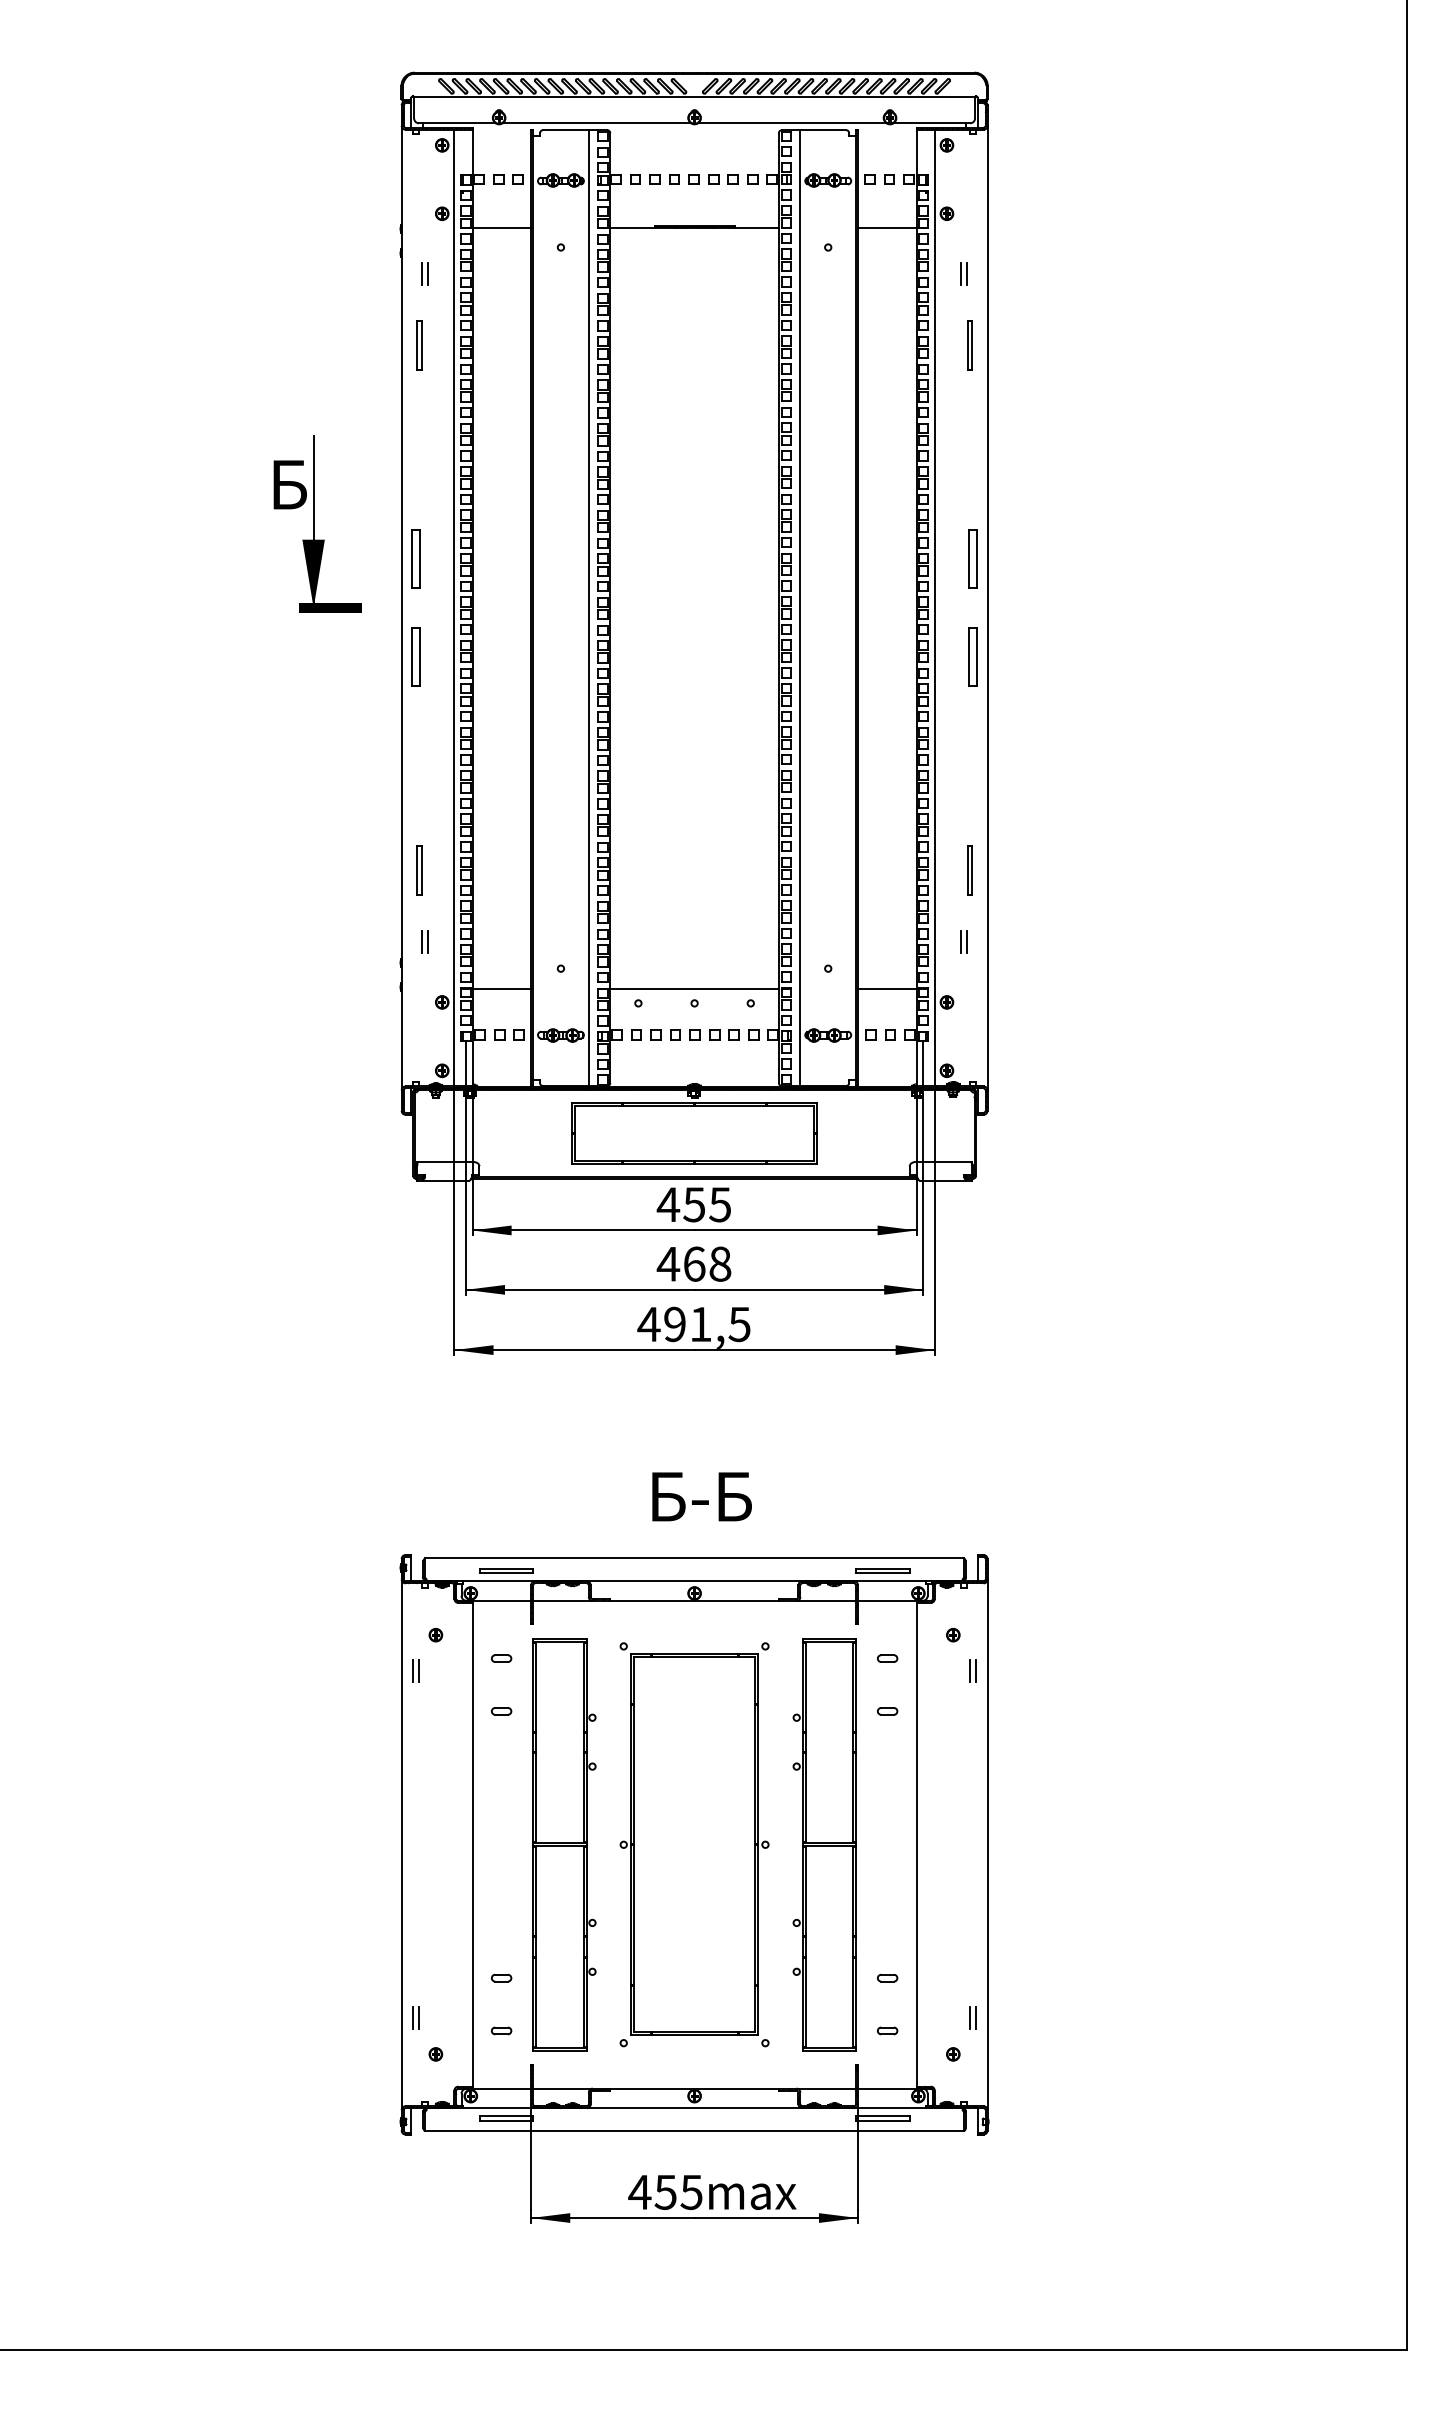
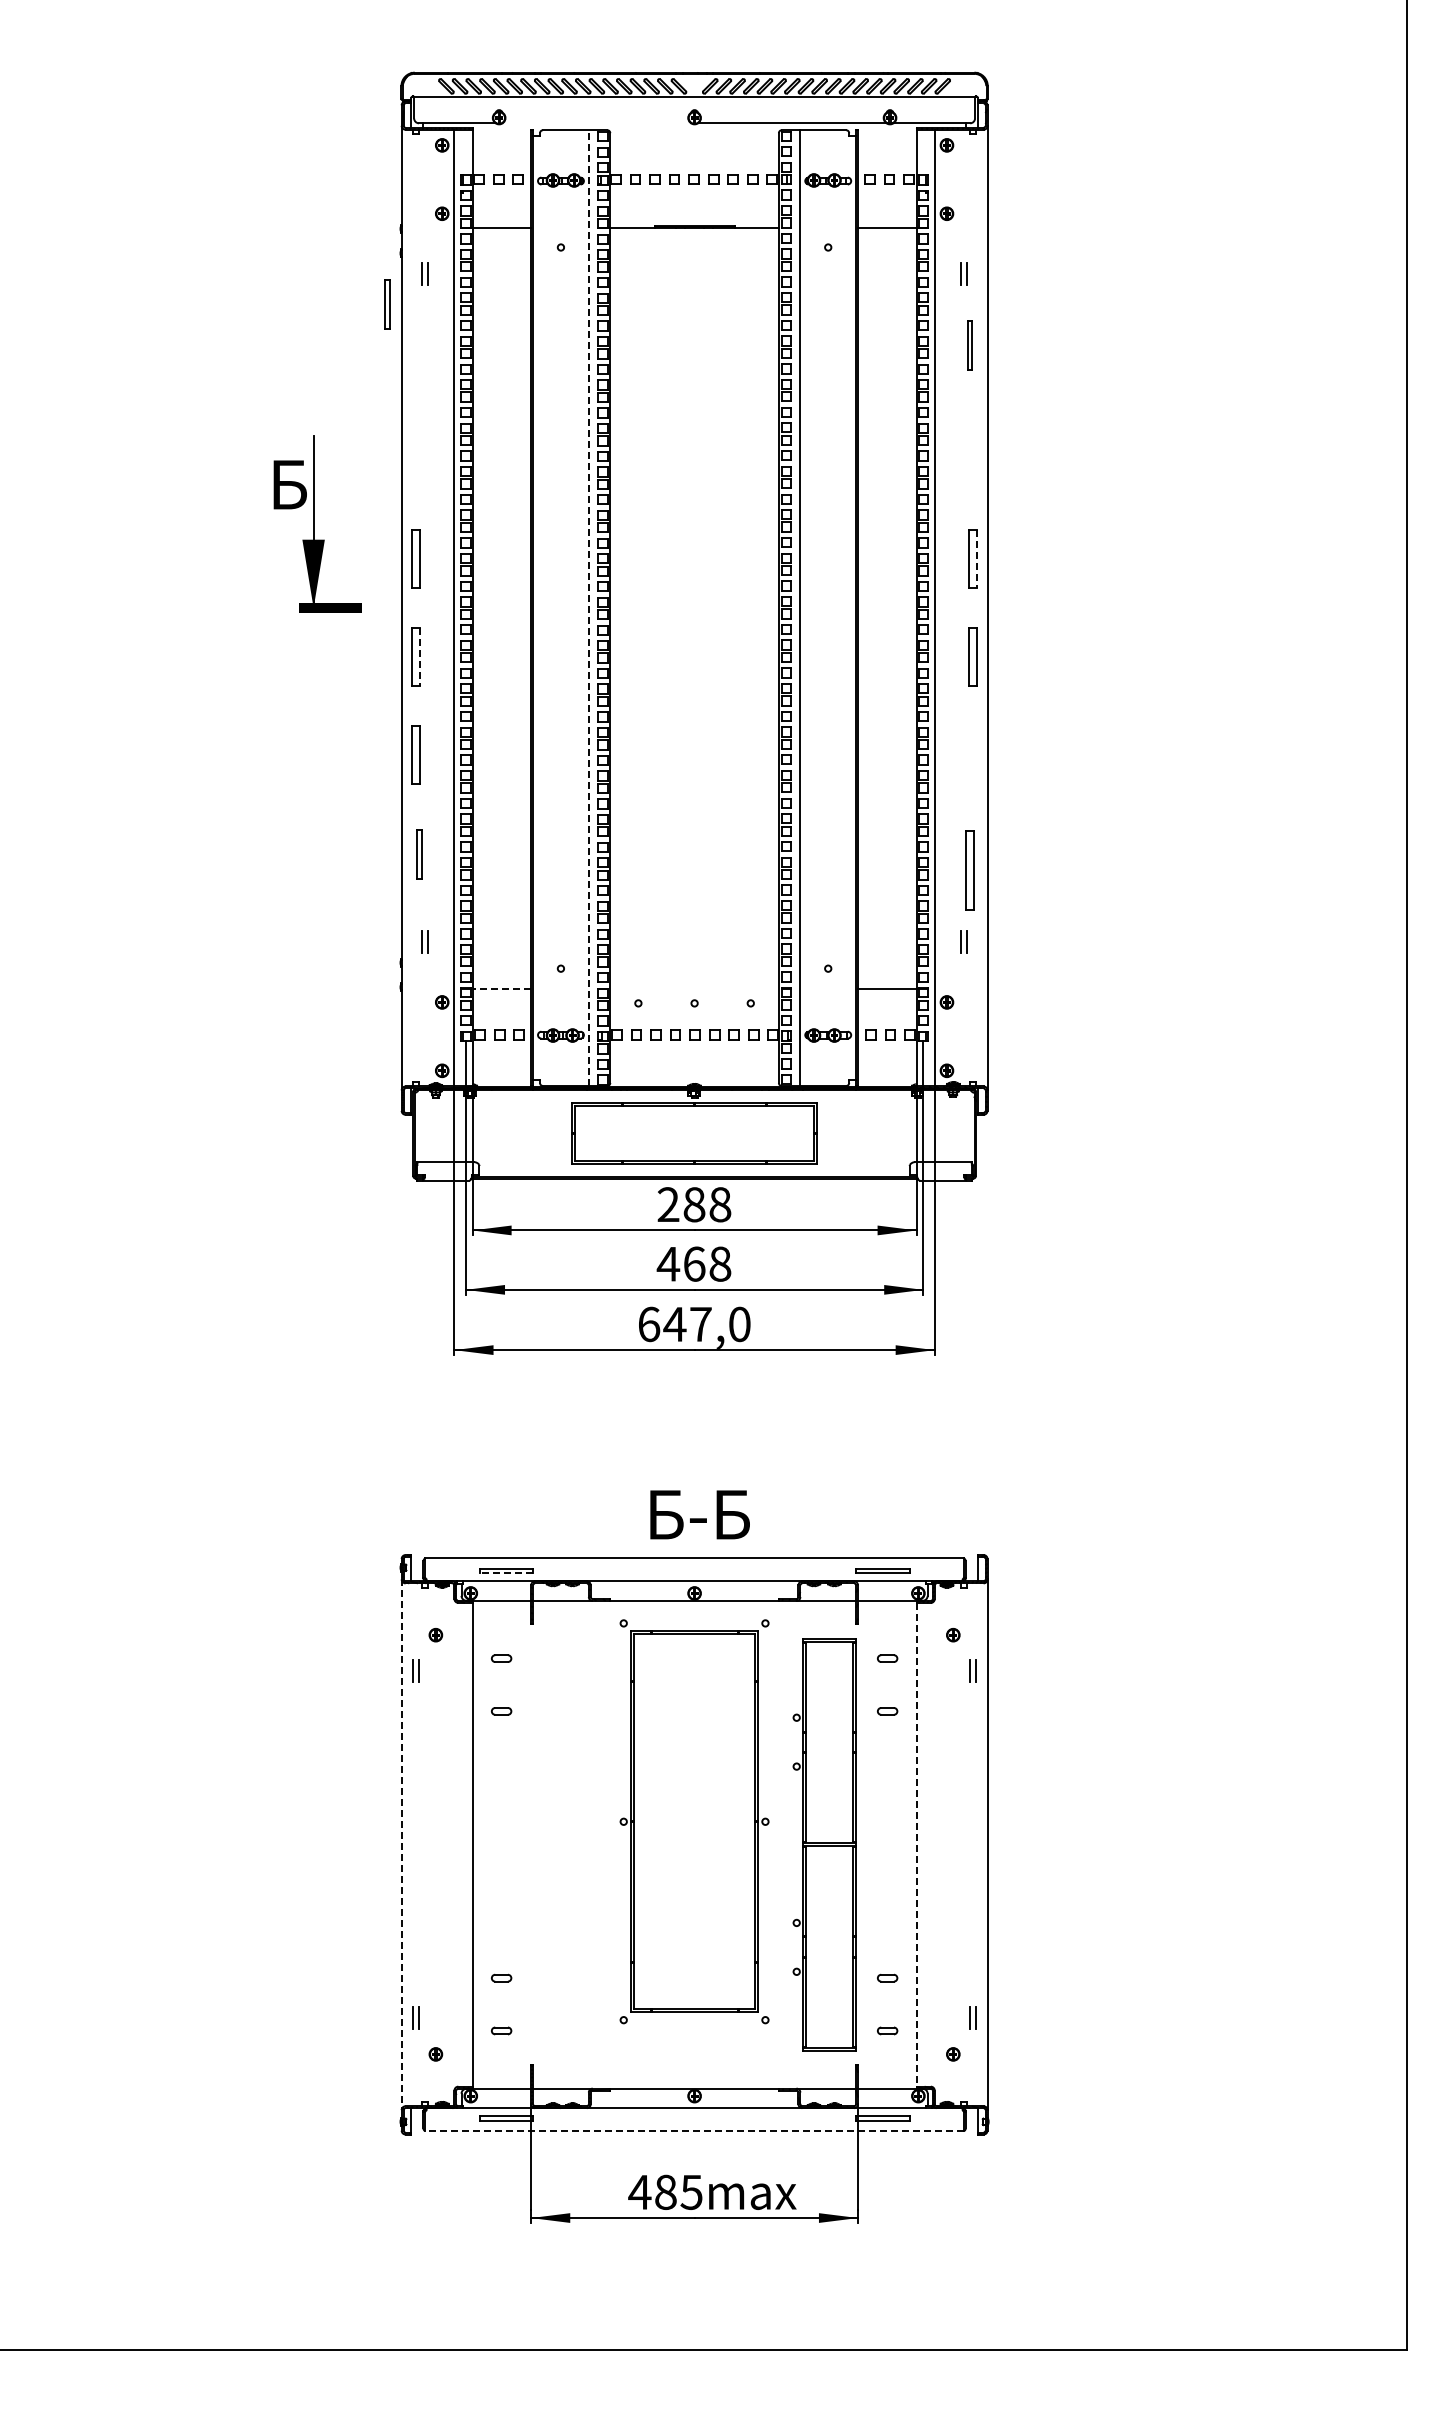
line: present -> none (596, 123)
part position: (419, 345) -> (387, 304) (387, 304)
line: solid -> dashed (976, 559)
line: solid -> dashed (588, 608)
line: solid -> dashed (420, 656)
part: none -> present (415, 754)
part position: (419, 870) -> (419, 854) (419, 854)
part size: 6x51 px -> 10x81 px (969, 870)
line: solid -> dashed (501, 988)
line: present -> none (694, 988)
text: 455 -> 288 (693, 1204)
text: 491,5 -> 647,0 (693, 1324)
text position: (701, 1496) -> (699, 1514) (699, 1514)
line: solid -> dashed (506, 1573)
part: present -> none (564, 1844)
part position: (694, 1844) -> (694, 1821) (694, 1821)
line: solid -> dashed (916, 1844)
line: solid -> dashed (401, 1845)
line: solid -> dashed (694, 2131)
text: 455max -> 485max (665, 2191)
